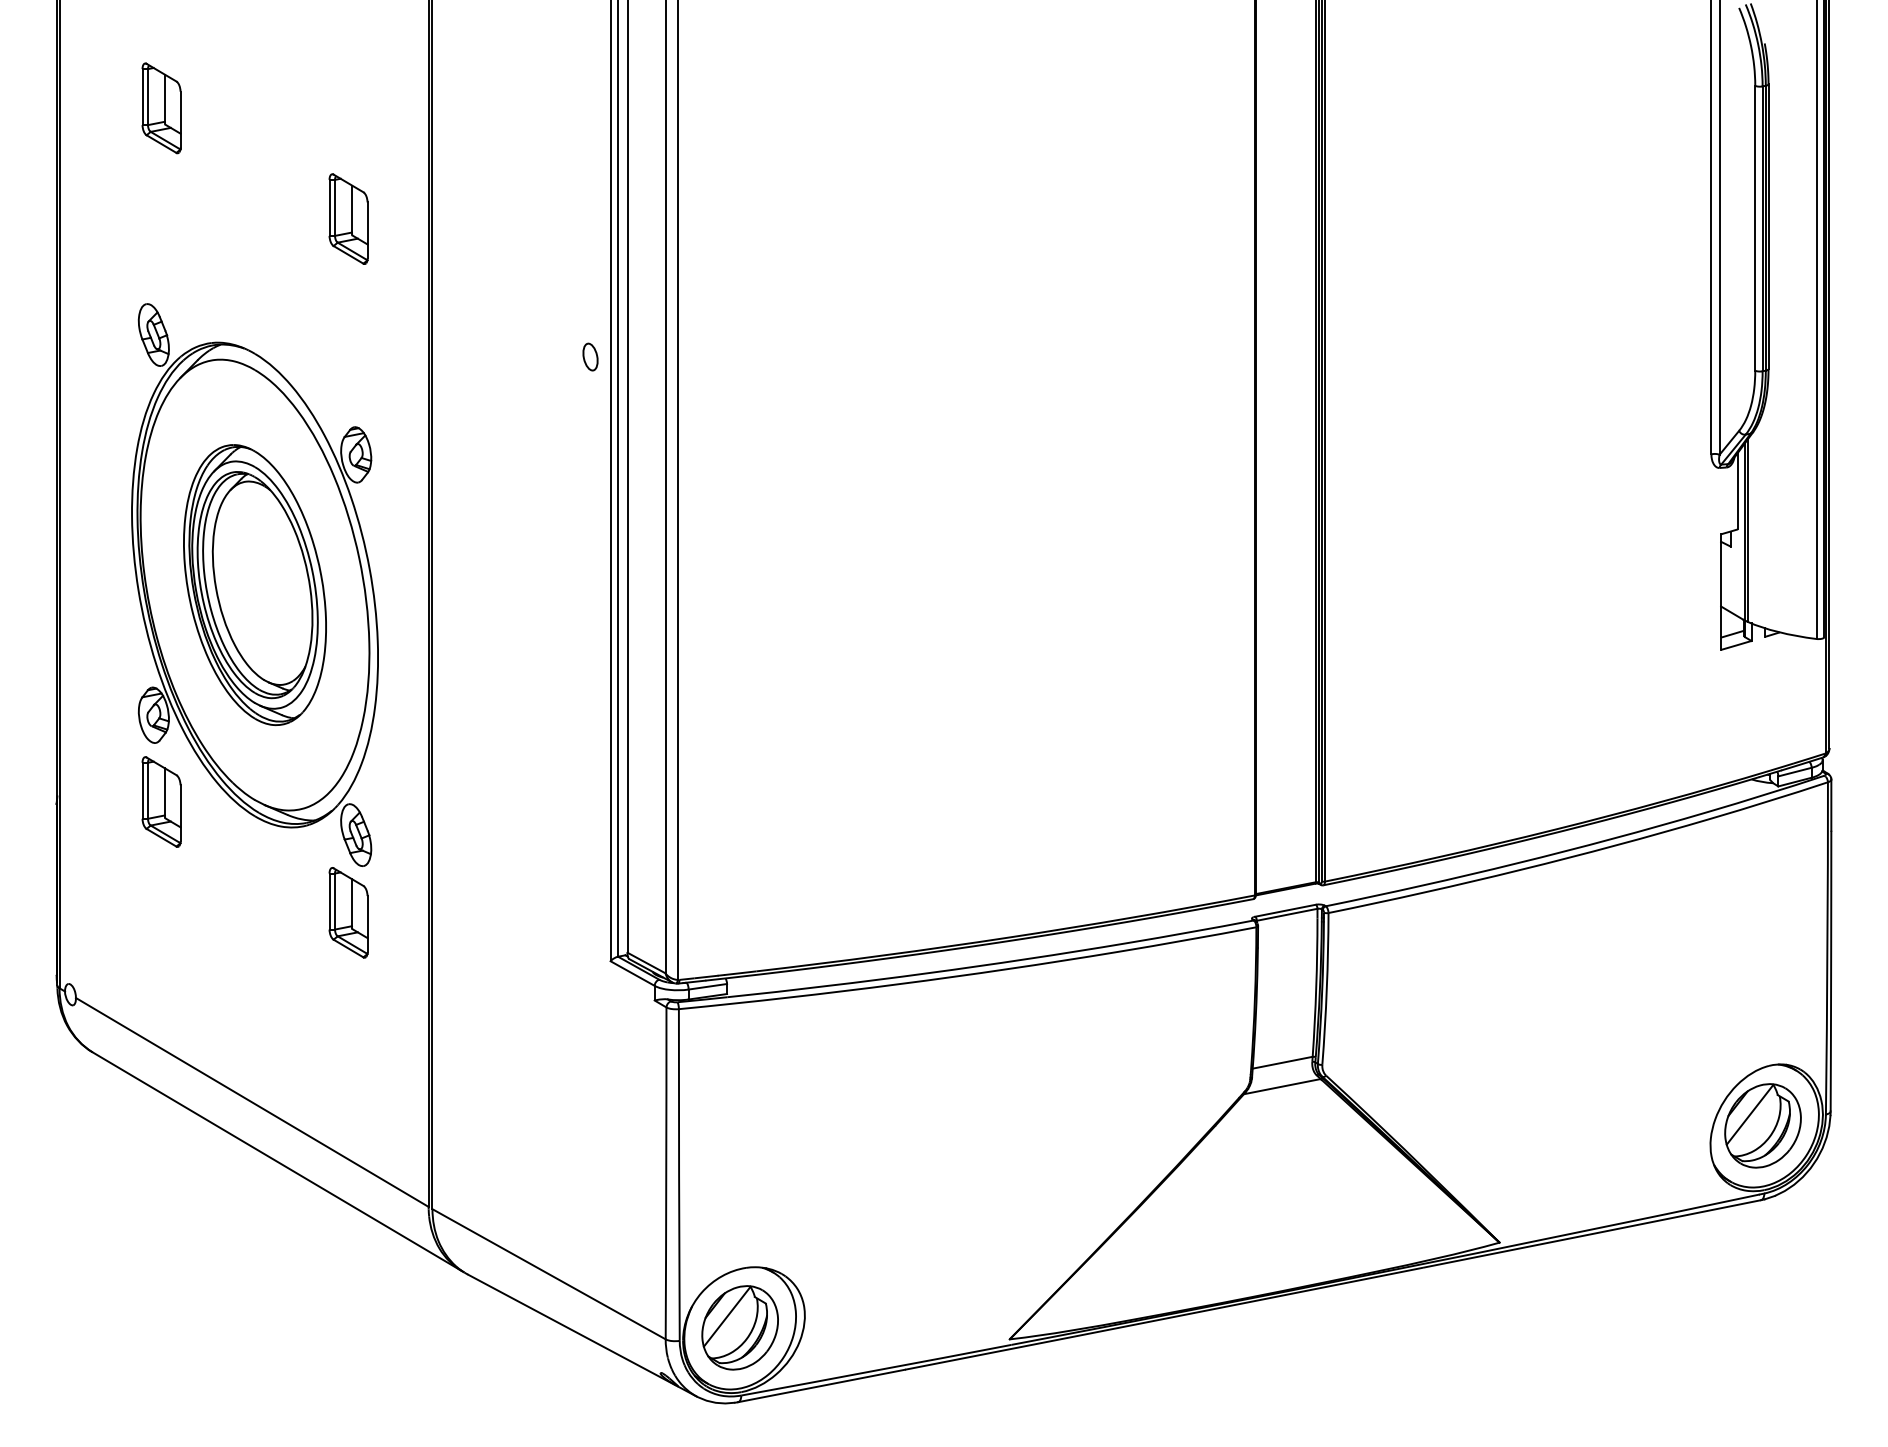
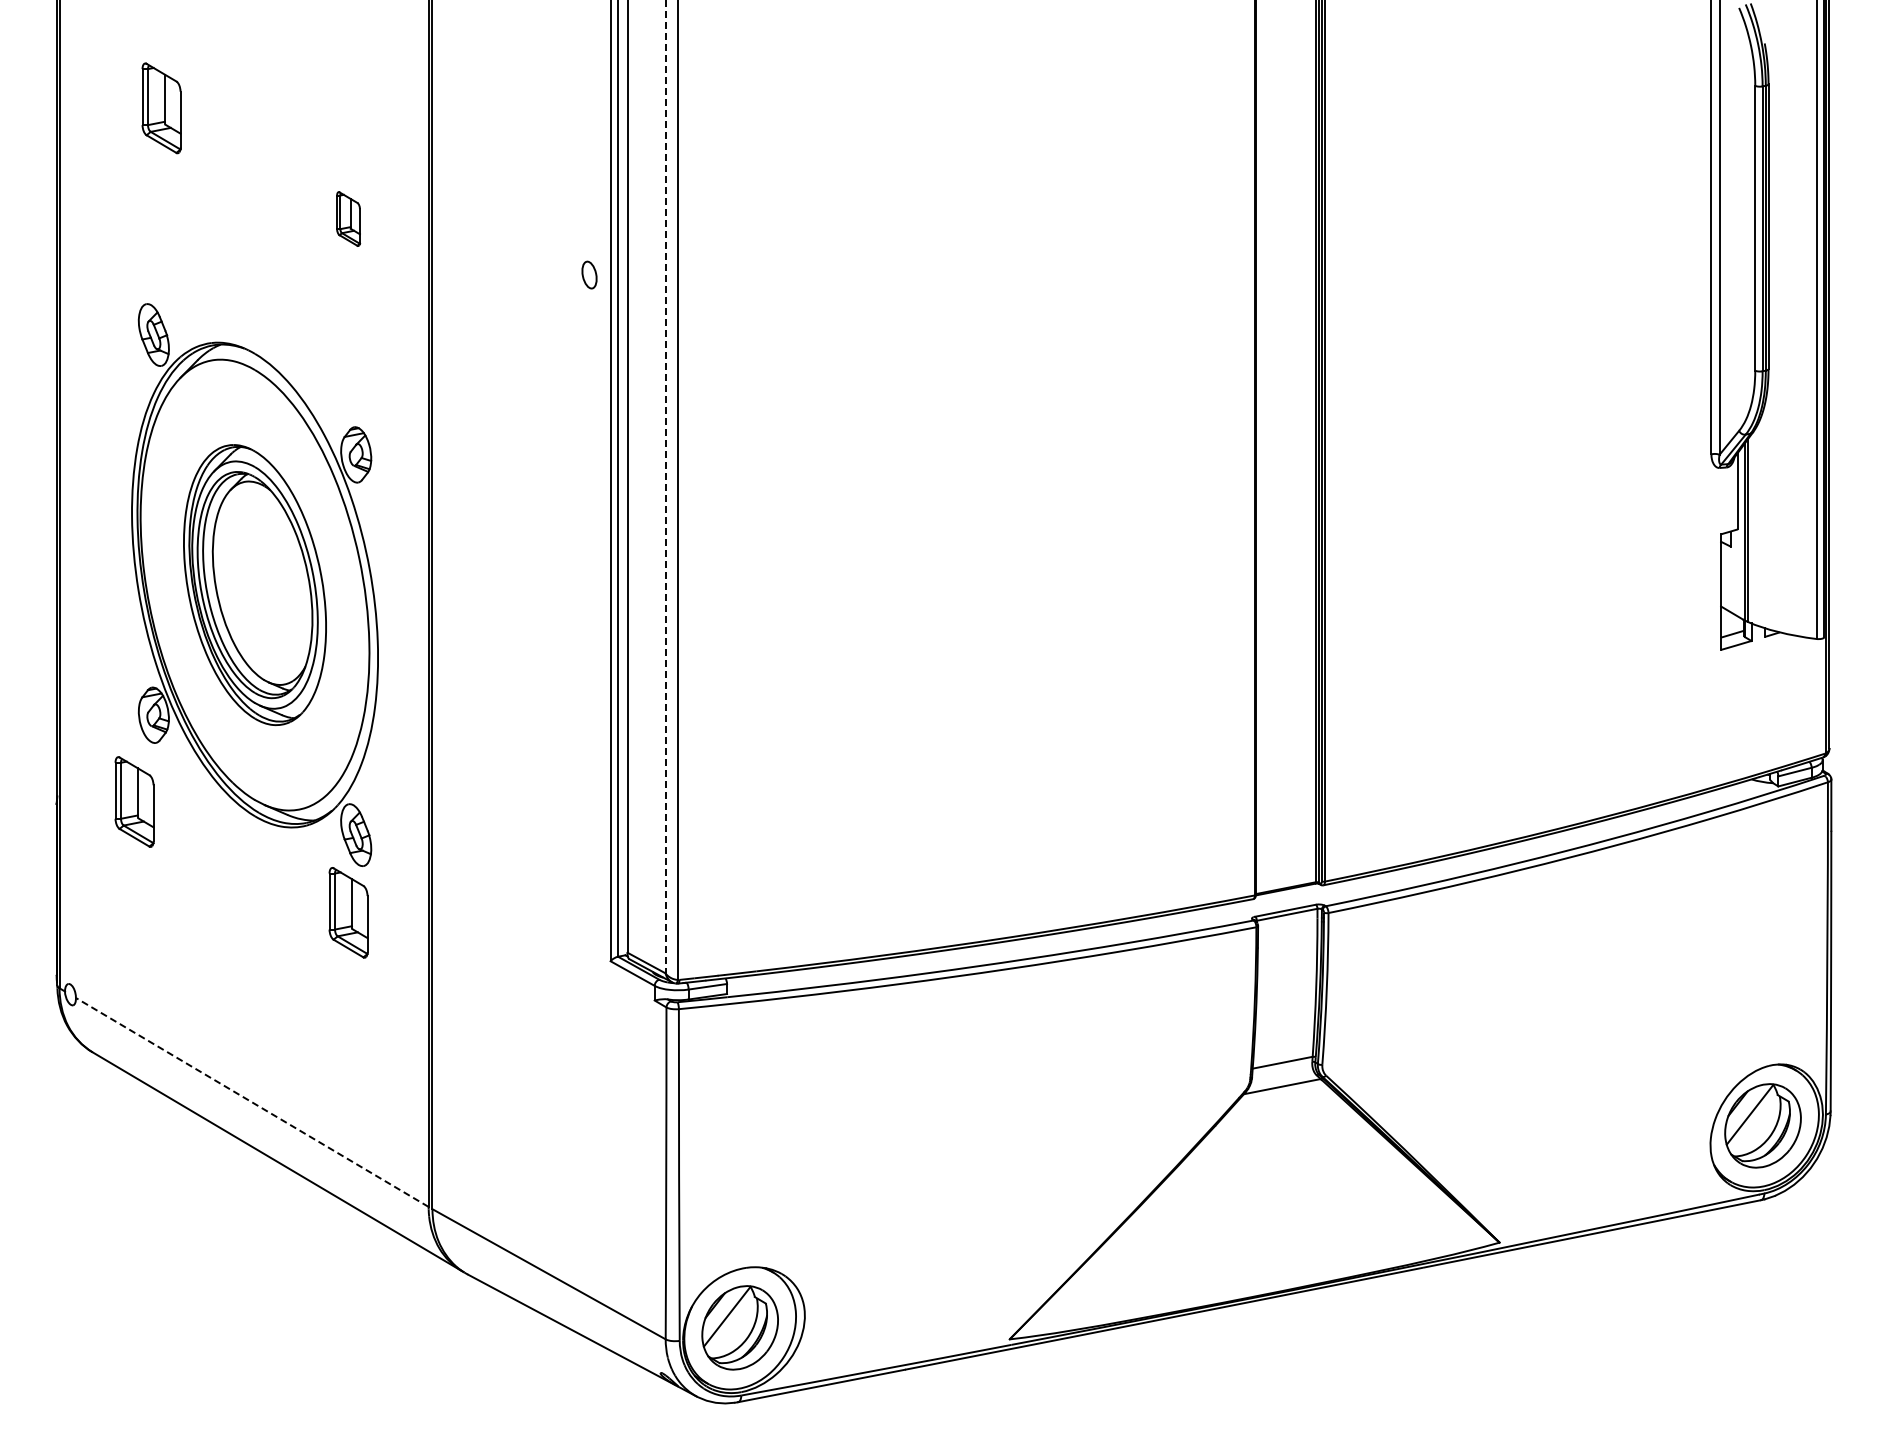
part size: 41x92 px -> 26x56 px (348, 218)
part position: (590, 356) -> (589, 274) (589, 274)
line: solid -> dashed (665, 487)
part position: (161, 801) -> (134, 801) (134, 801)
line: solid -> dashed (252, 1102)
